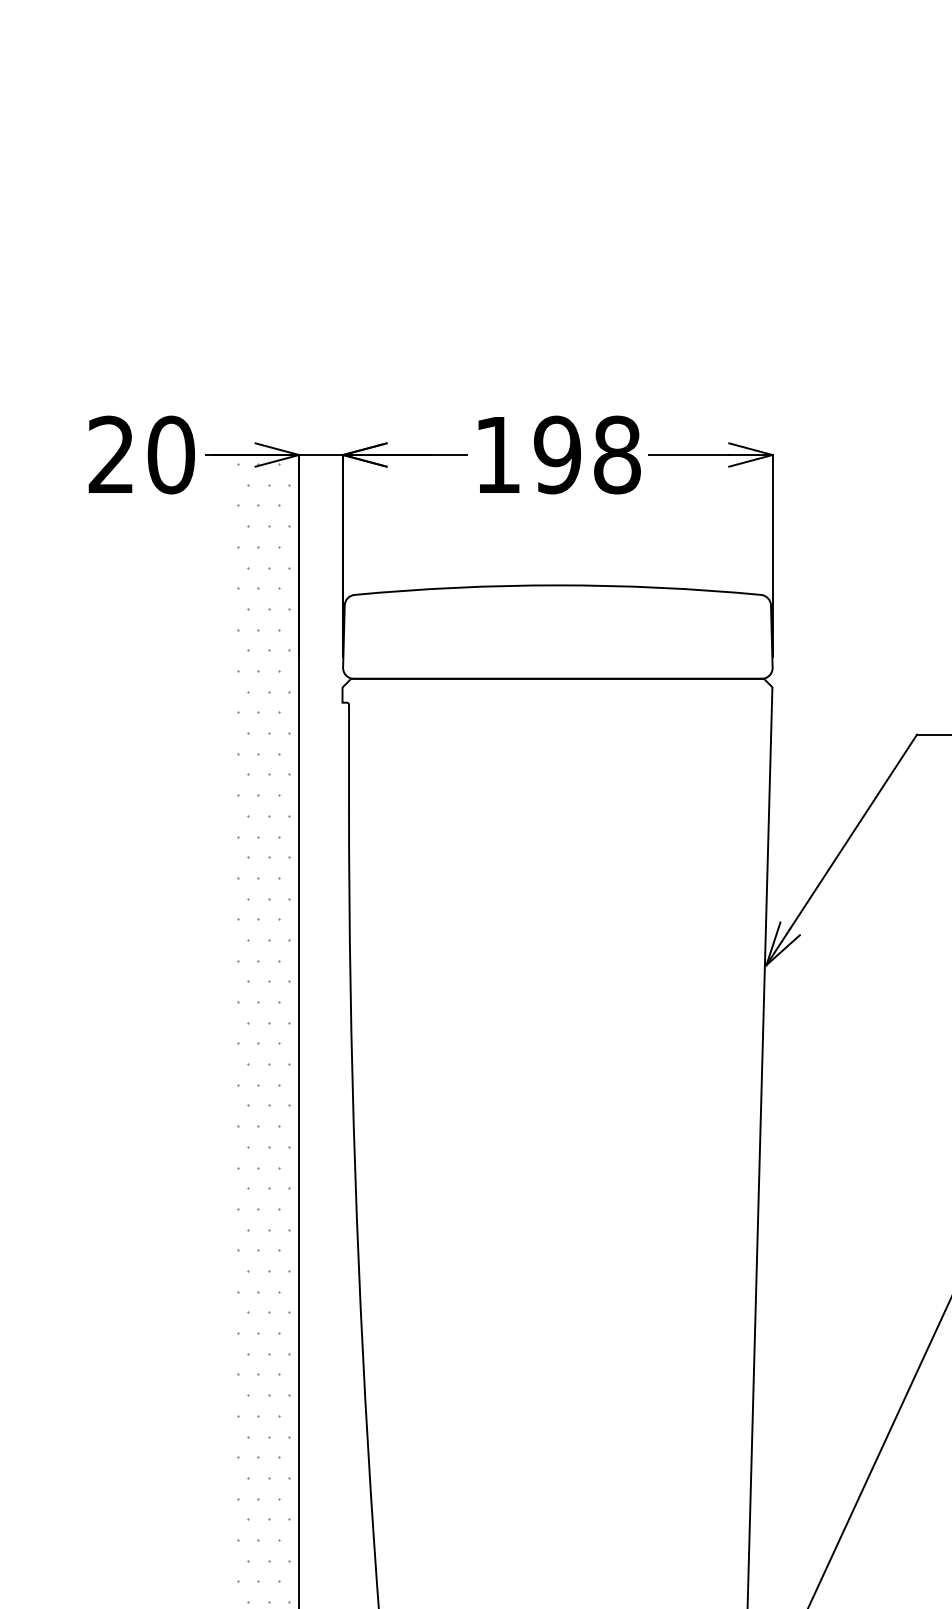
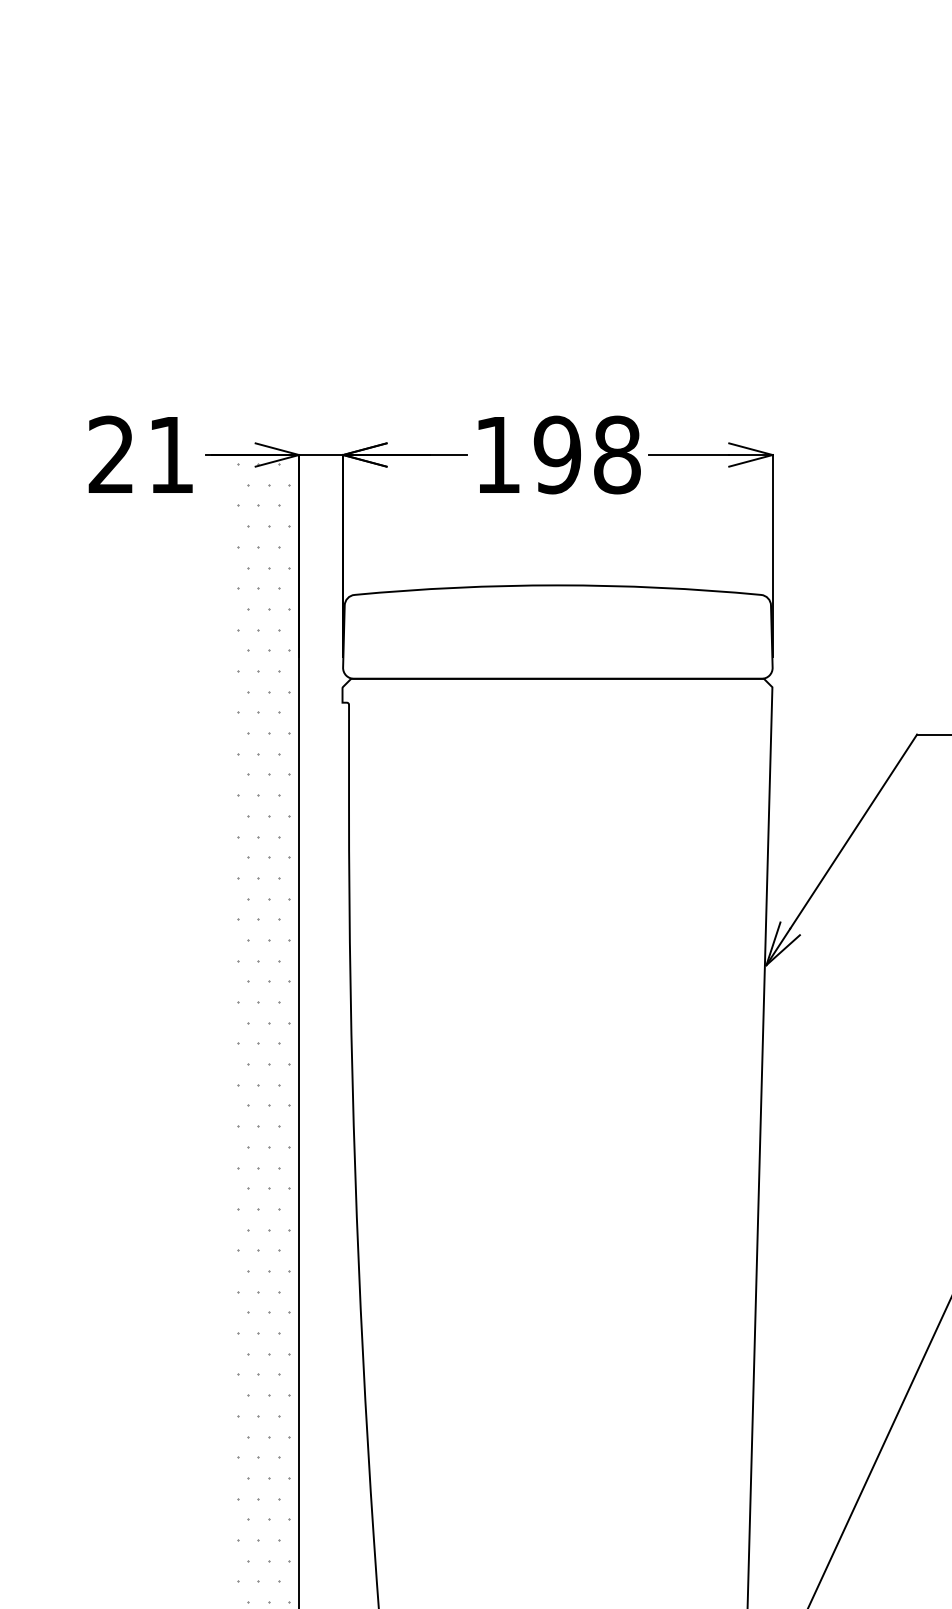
text: 20 -> 21 (170, 454)
